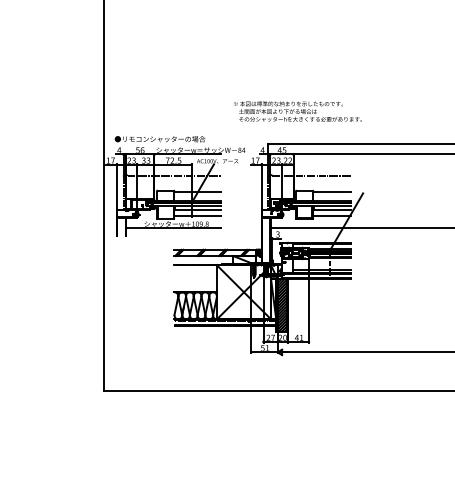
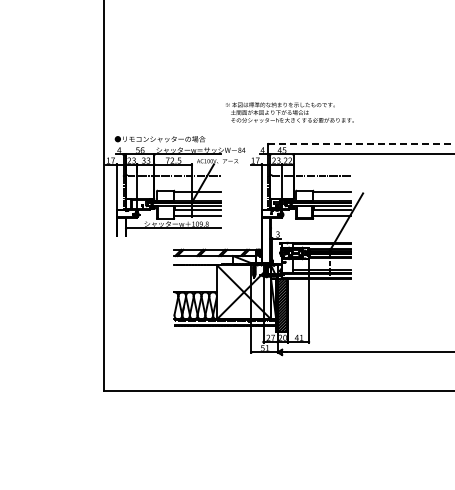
text position: (297, 111) -> (289, 112) (289, 112)
line: solid -> dashed (361, 144)
line: present -> none (360, 228)
